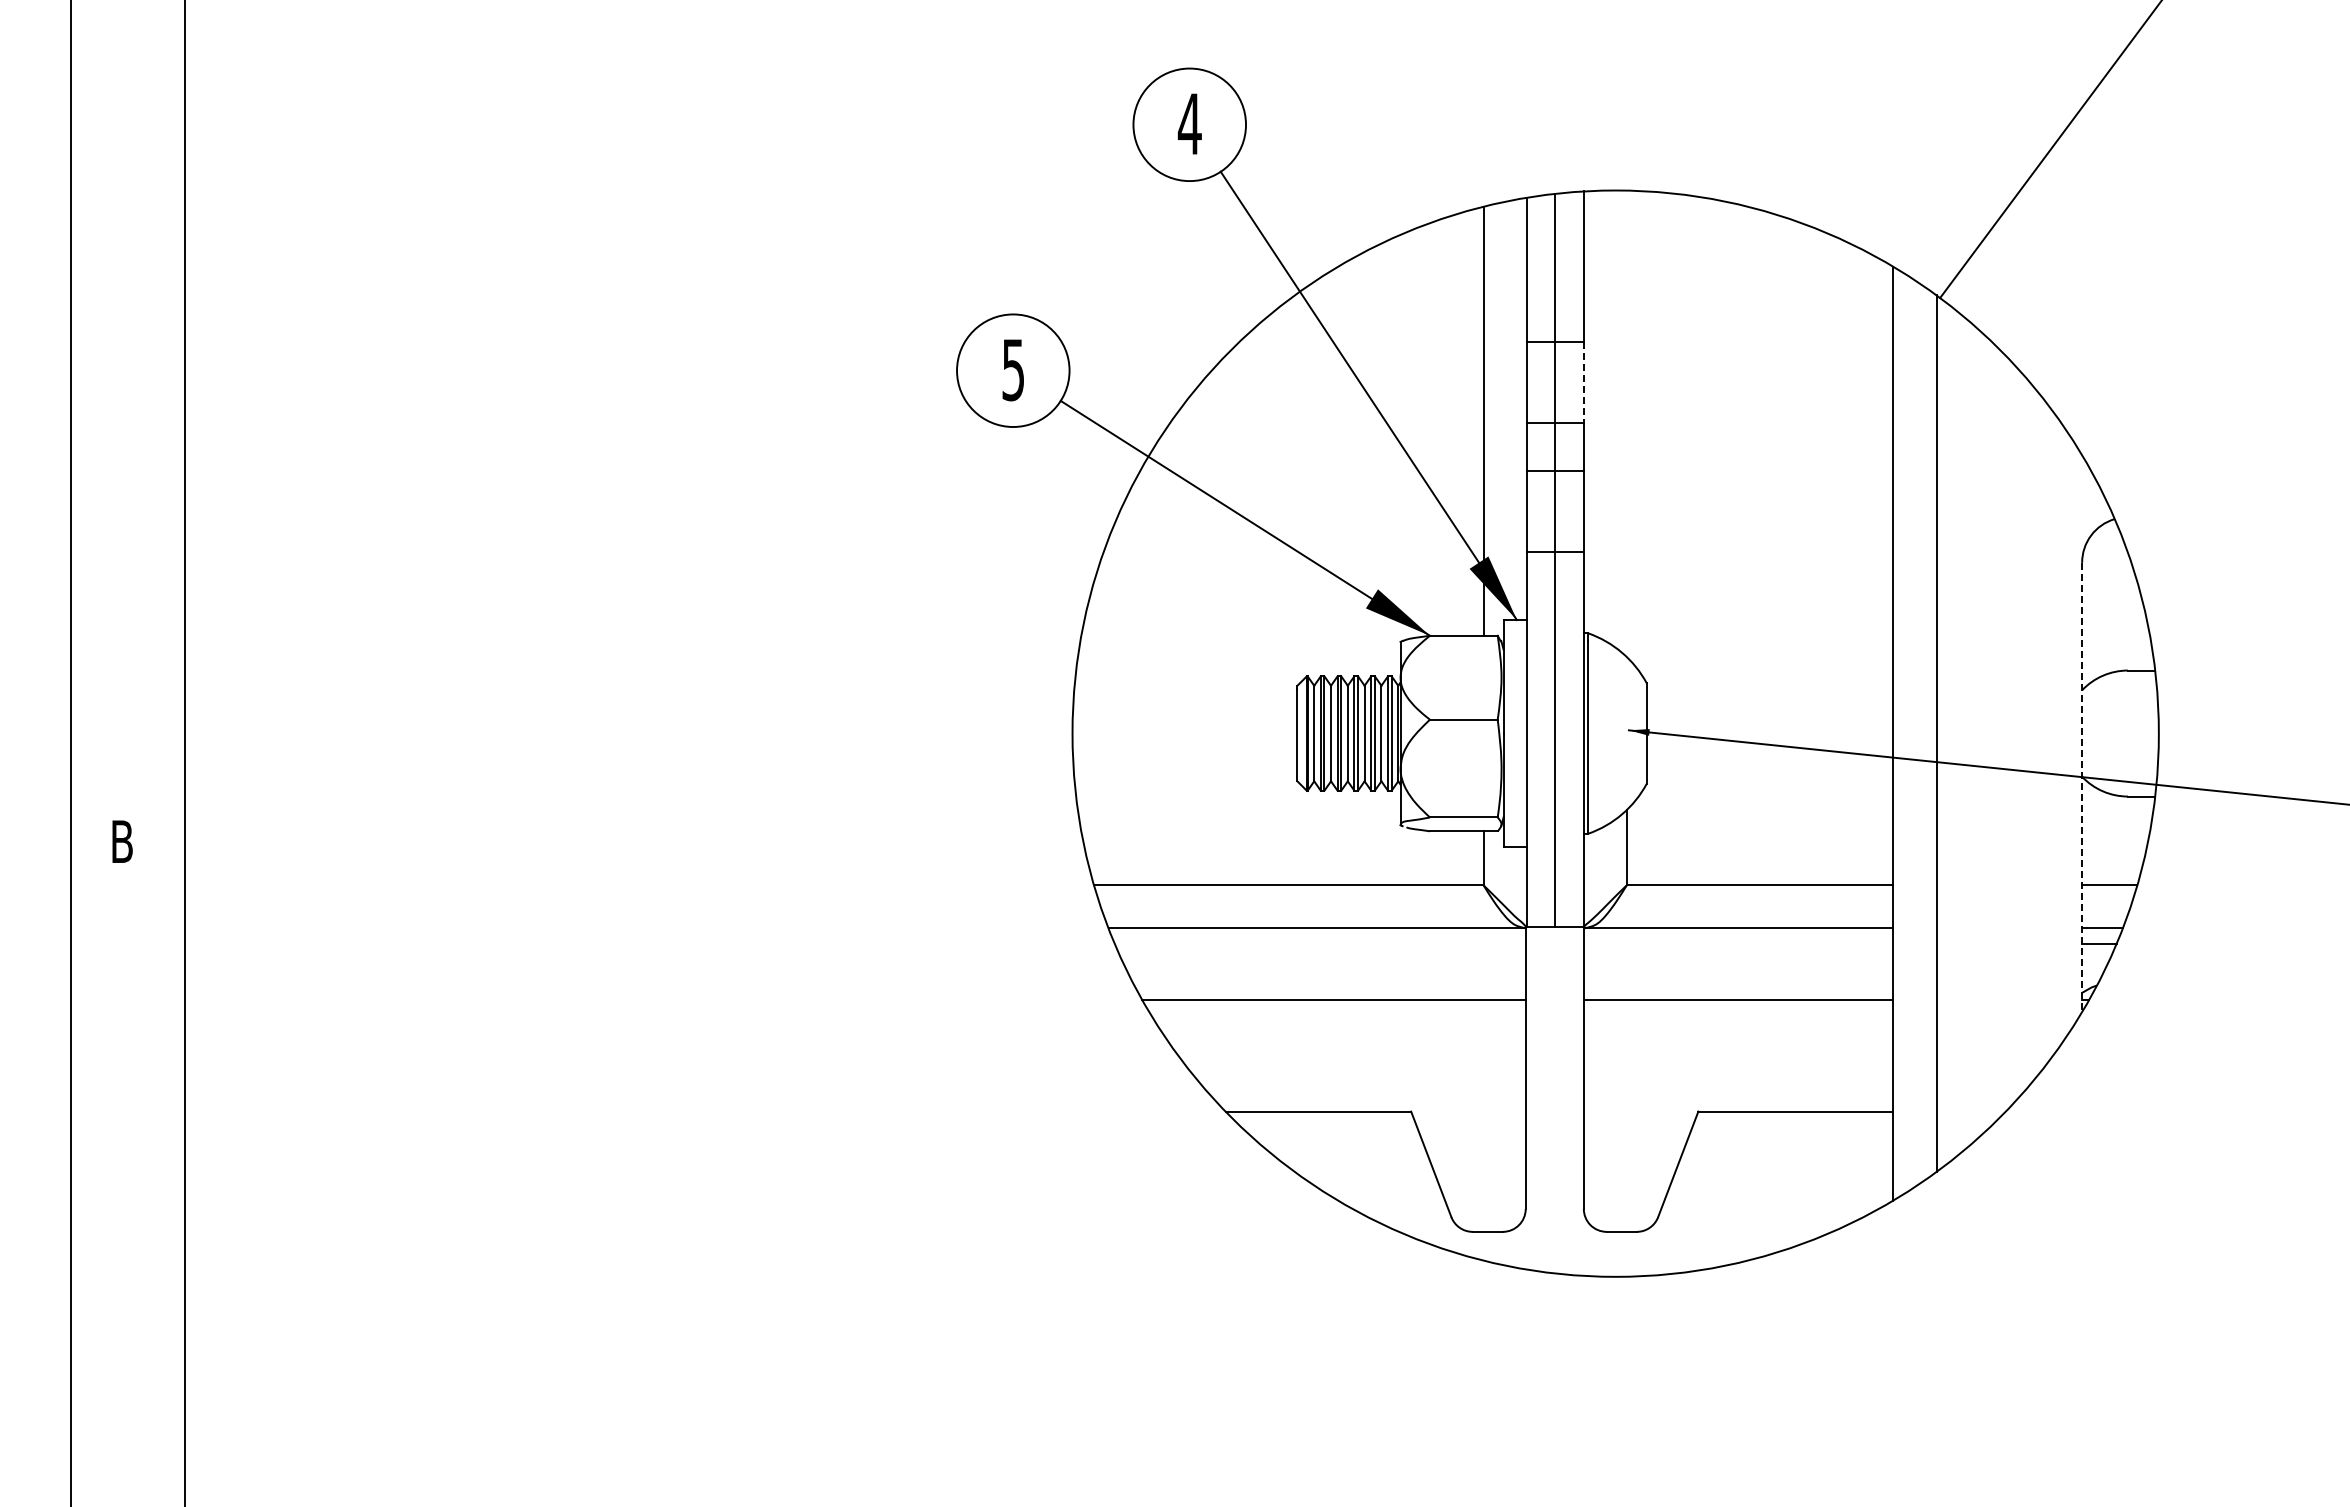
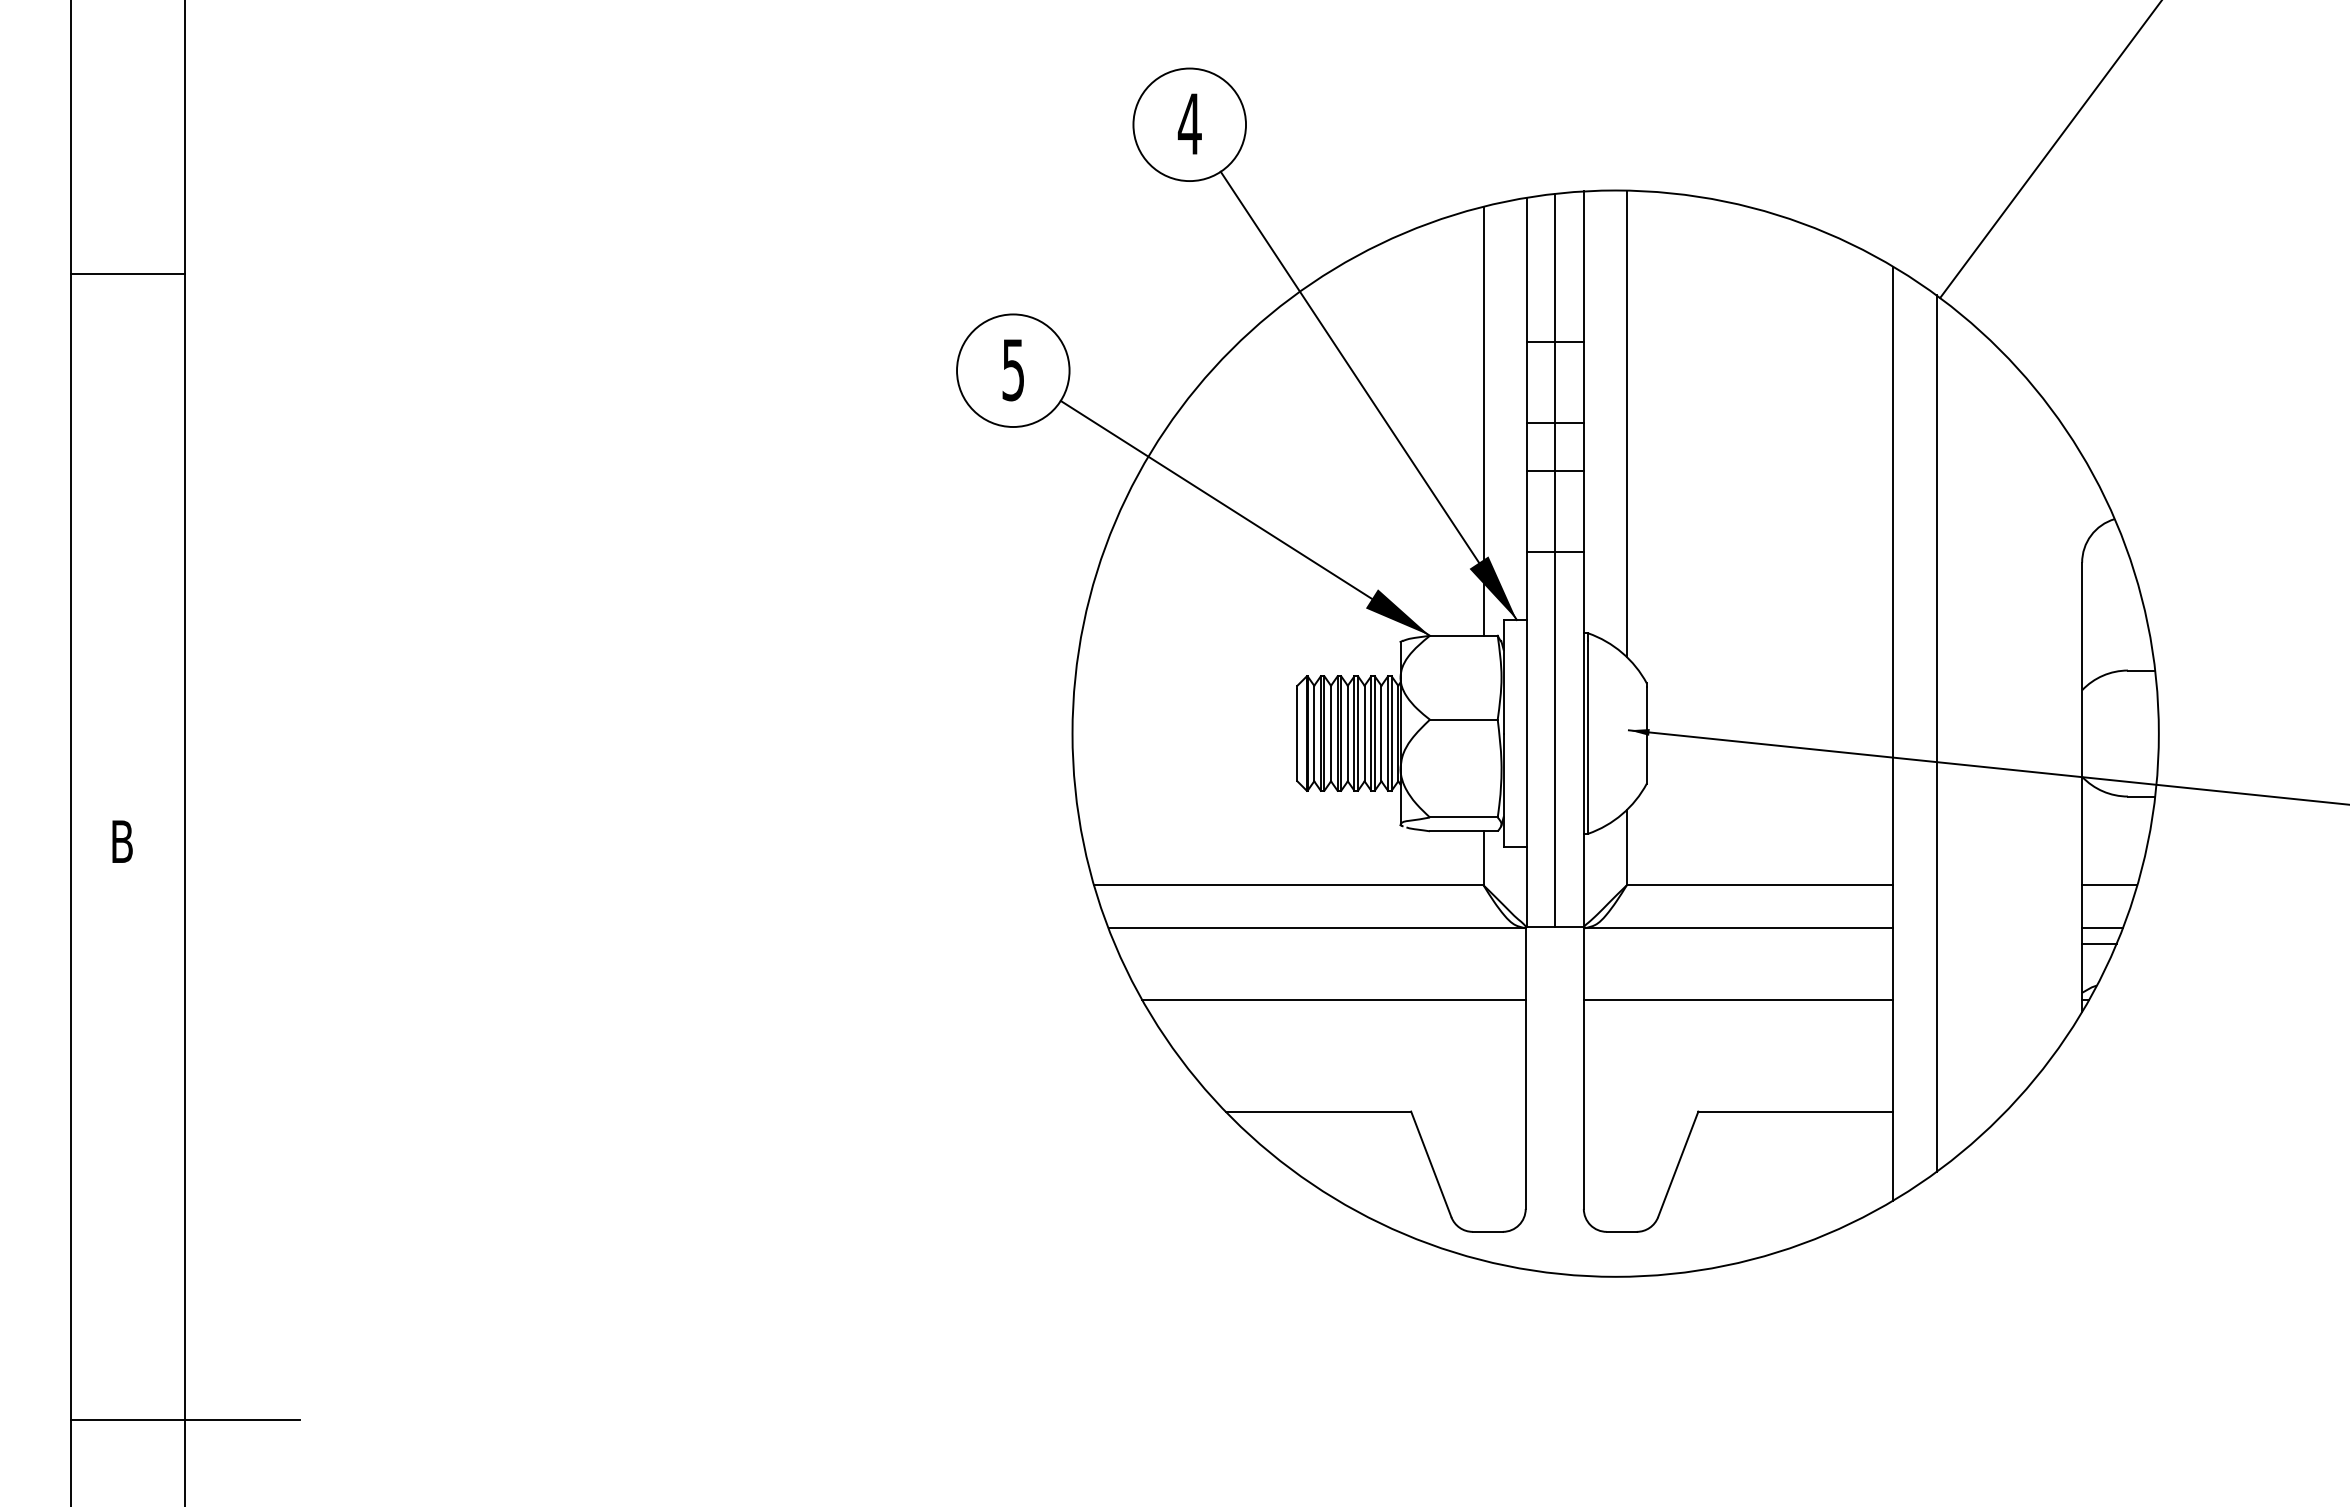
line: none -> present (127, 274)
line: dashed -> solid (1583, 382)
line: none -> present (1626, 423)
line: dashed -> solid (2082, 787)
line: none -> present (184, 1420)
